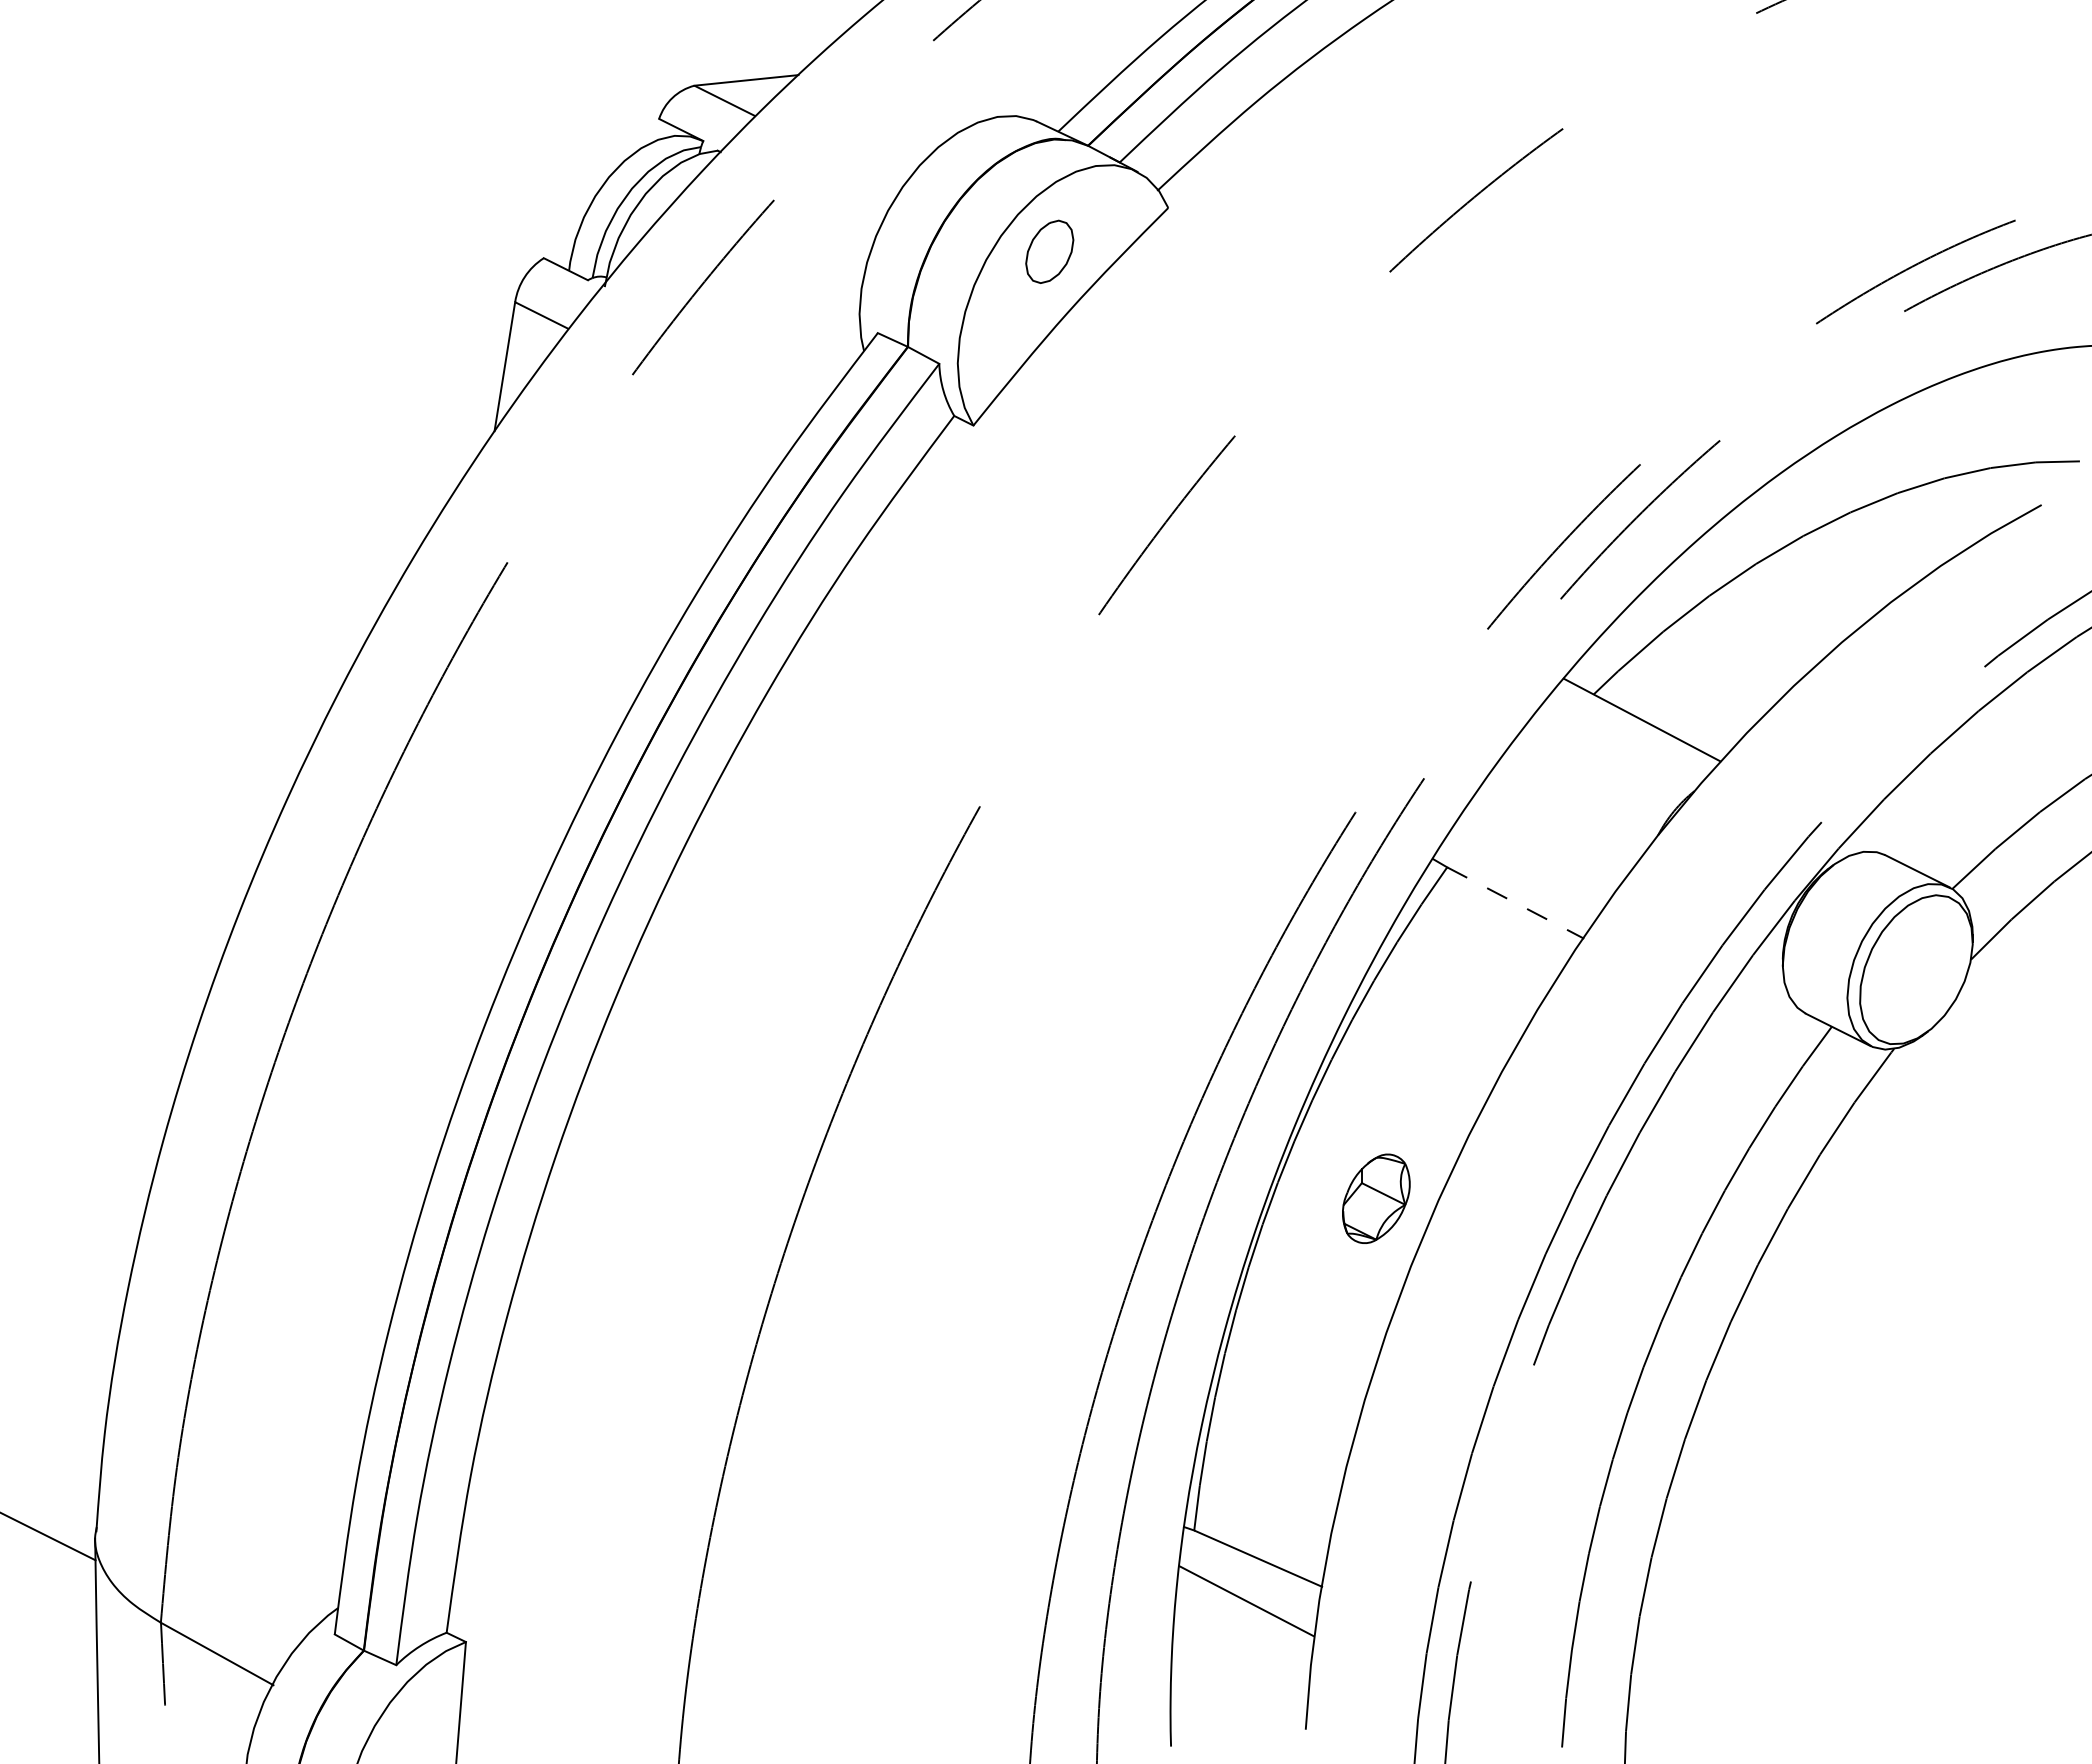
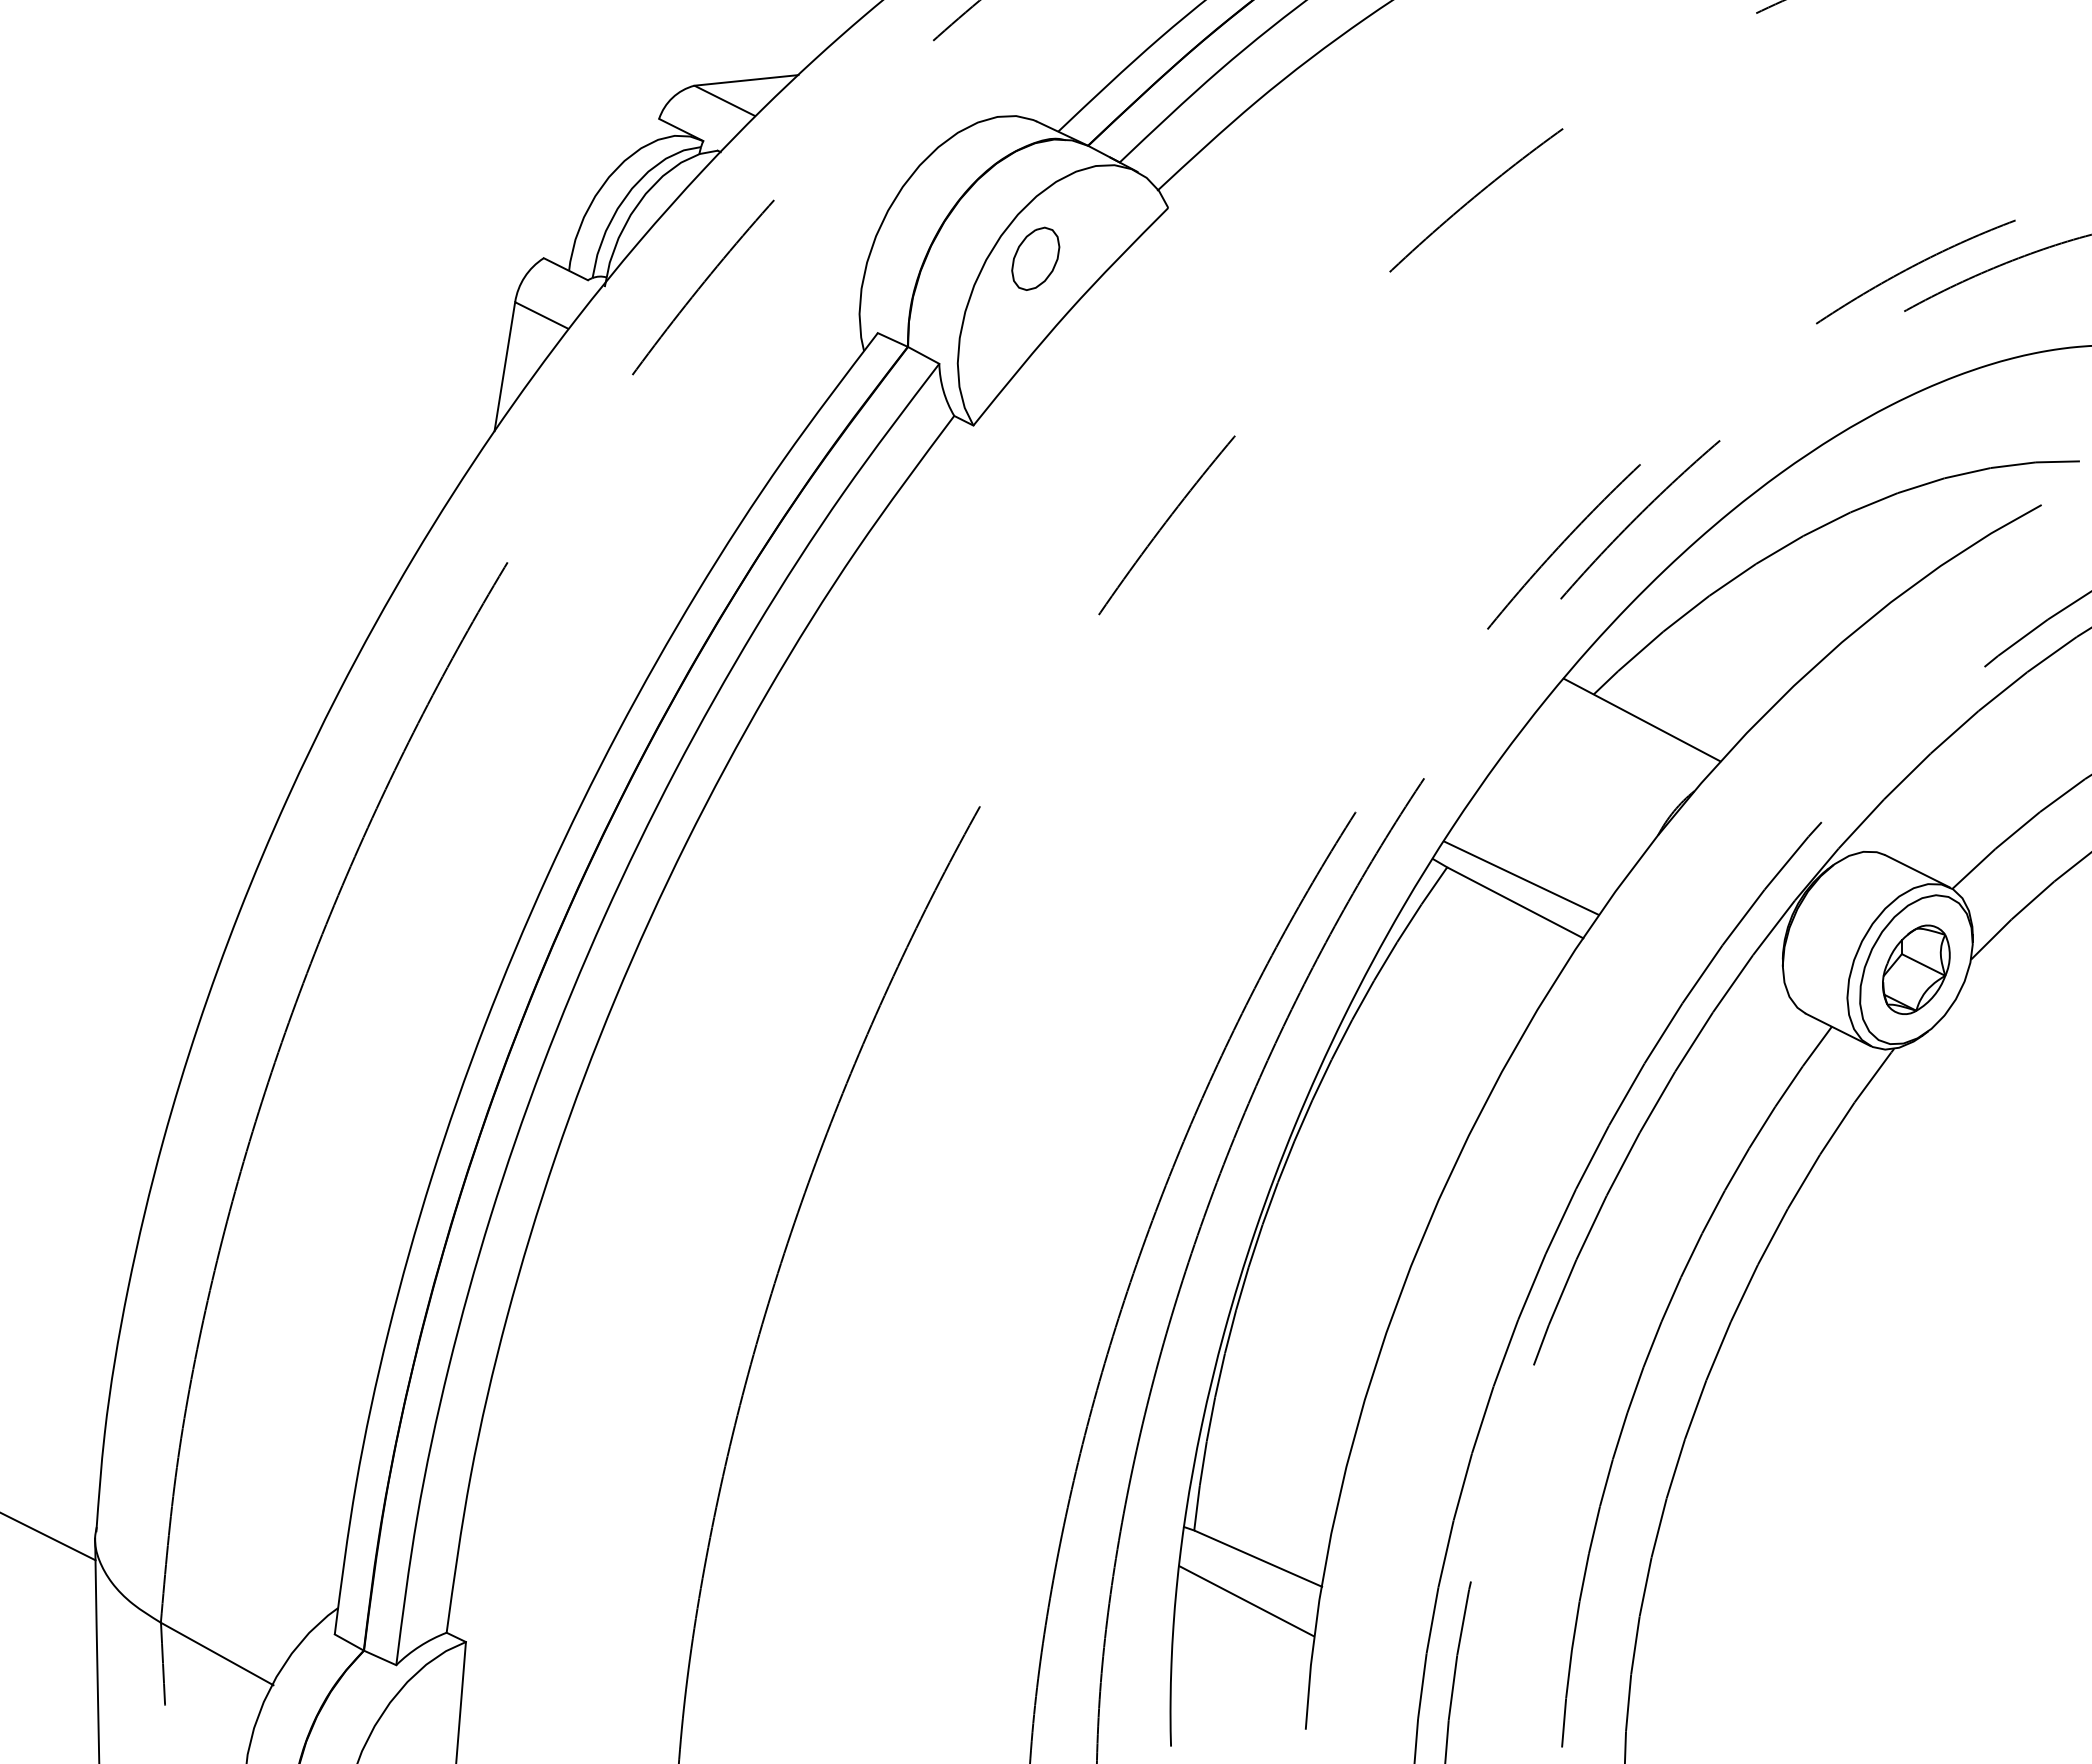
part position: (1049, 251) -> (1035, 258) (1035, 258)
line: none -> present (1520, 877)
line: dashed -> solid (1516, 903)
part position: (1376, 1198) -> (1916, 969) (1916, 969)
